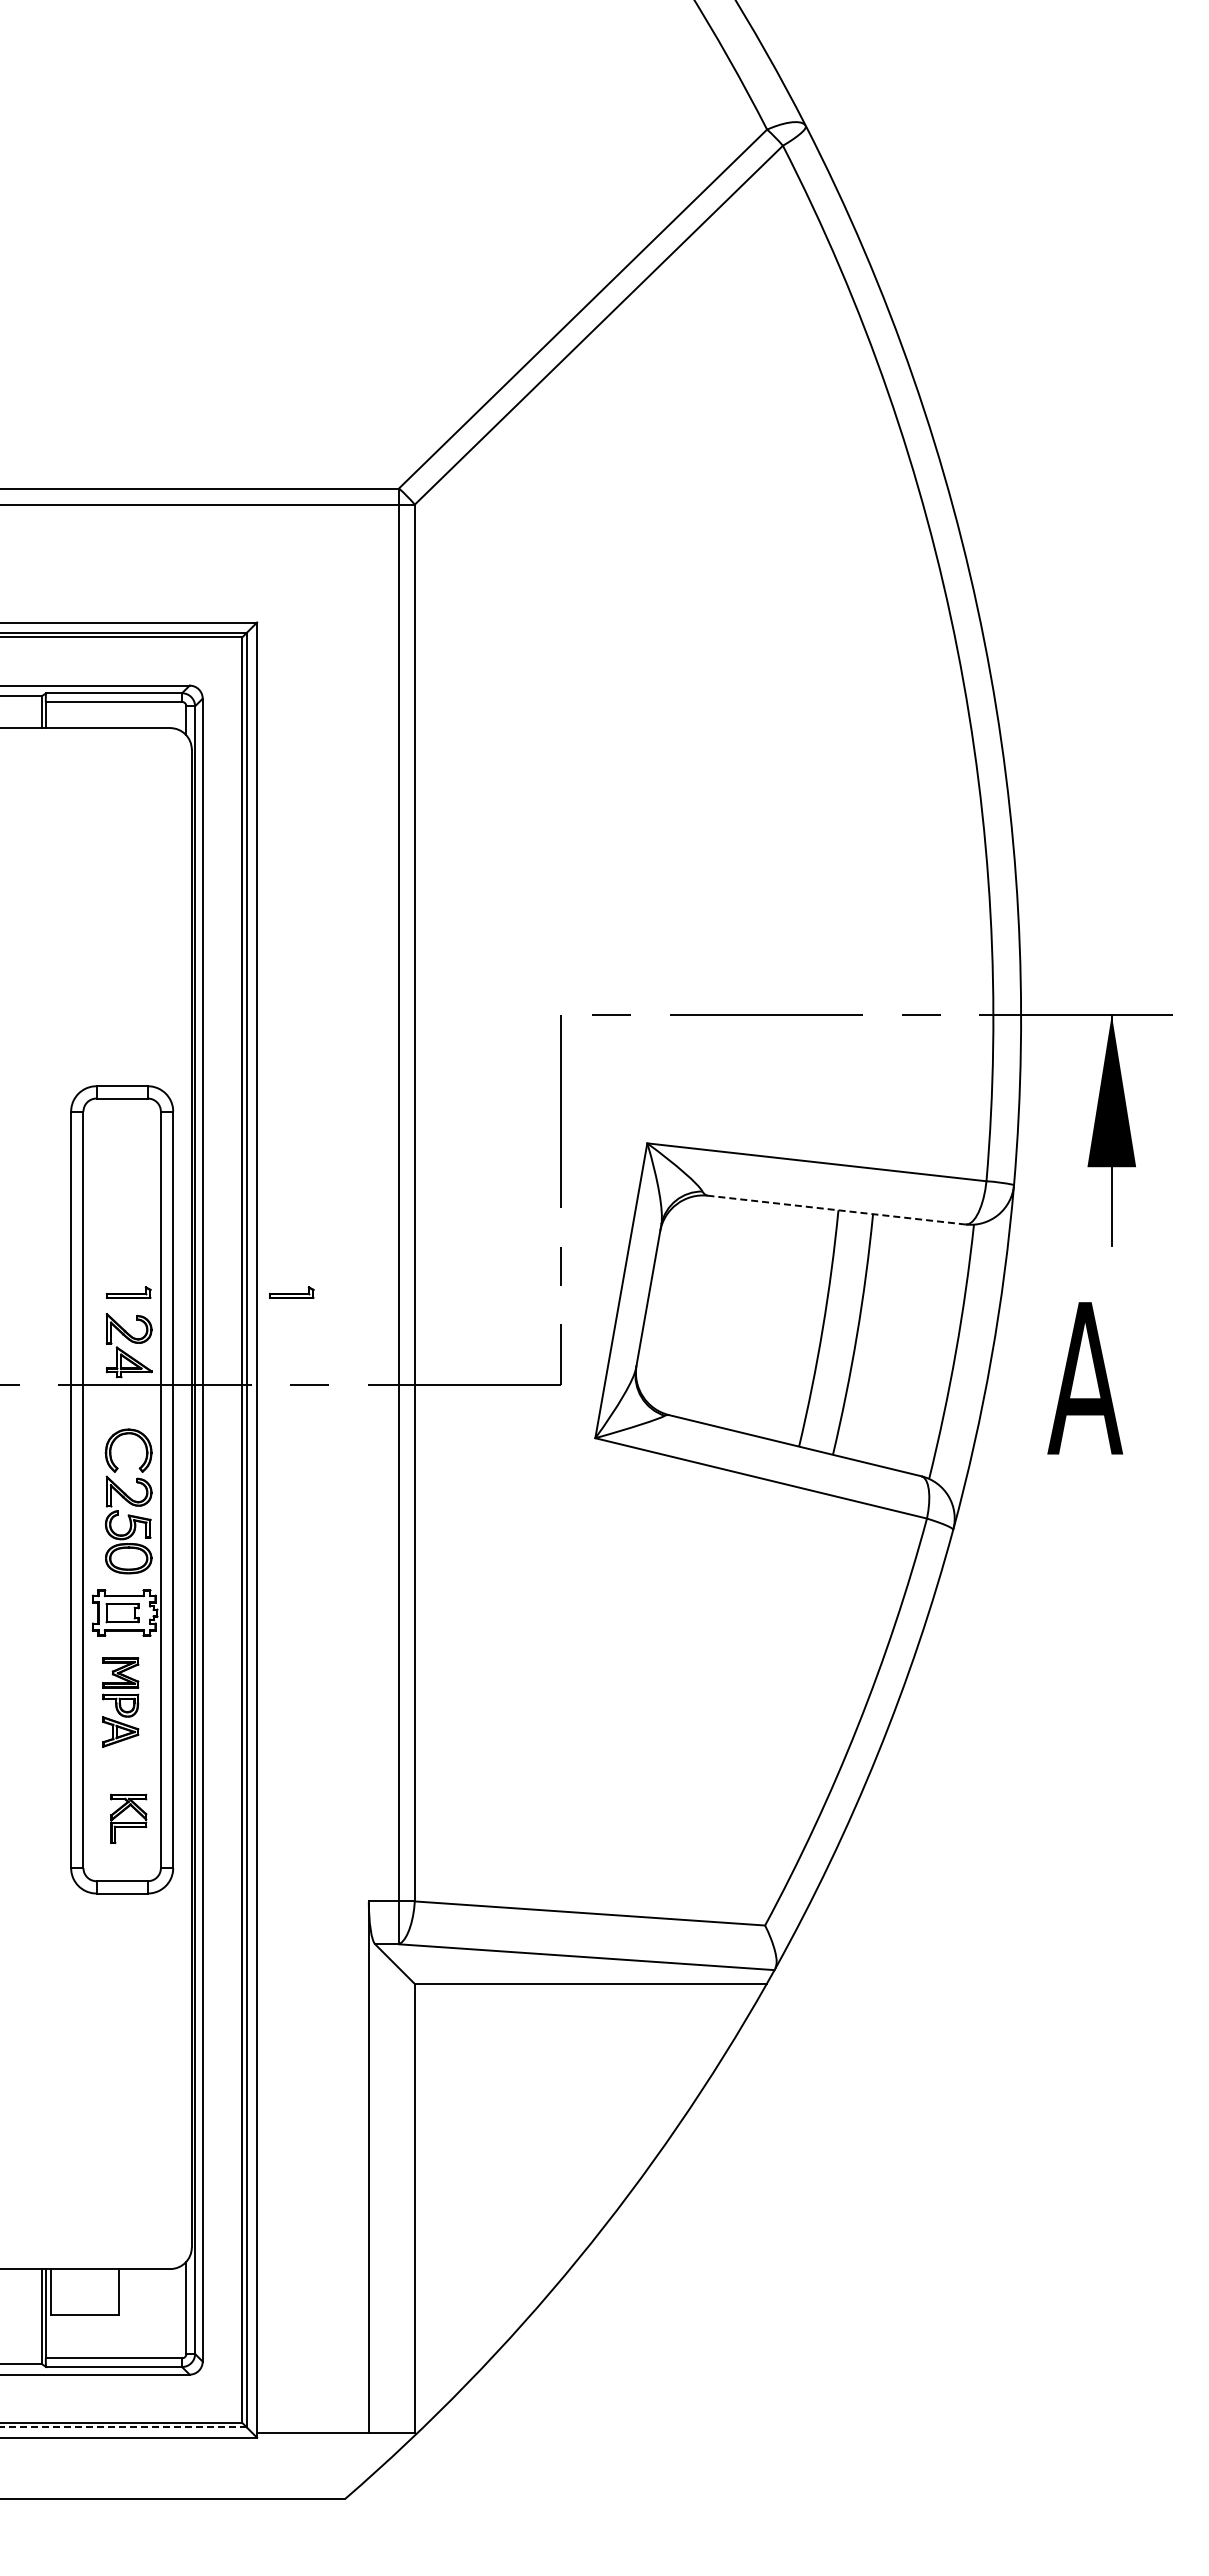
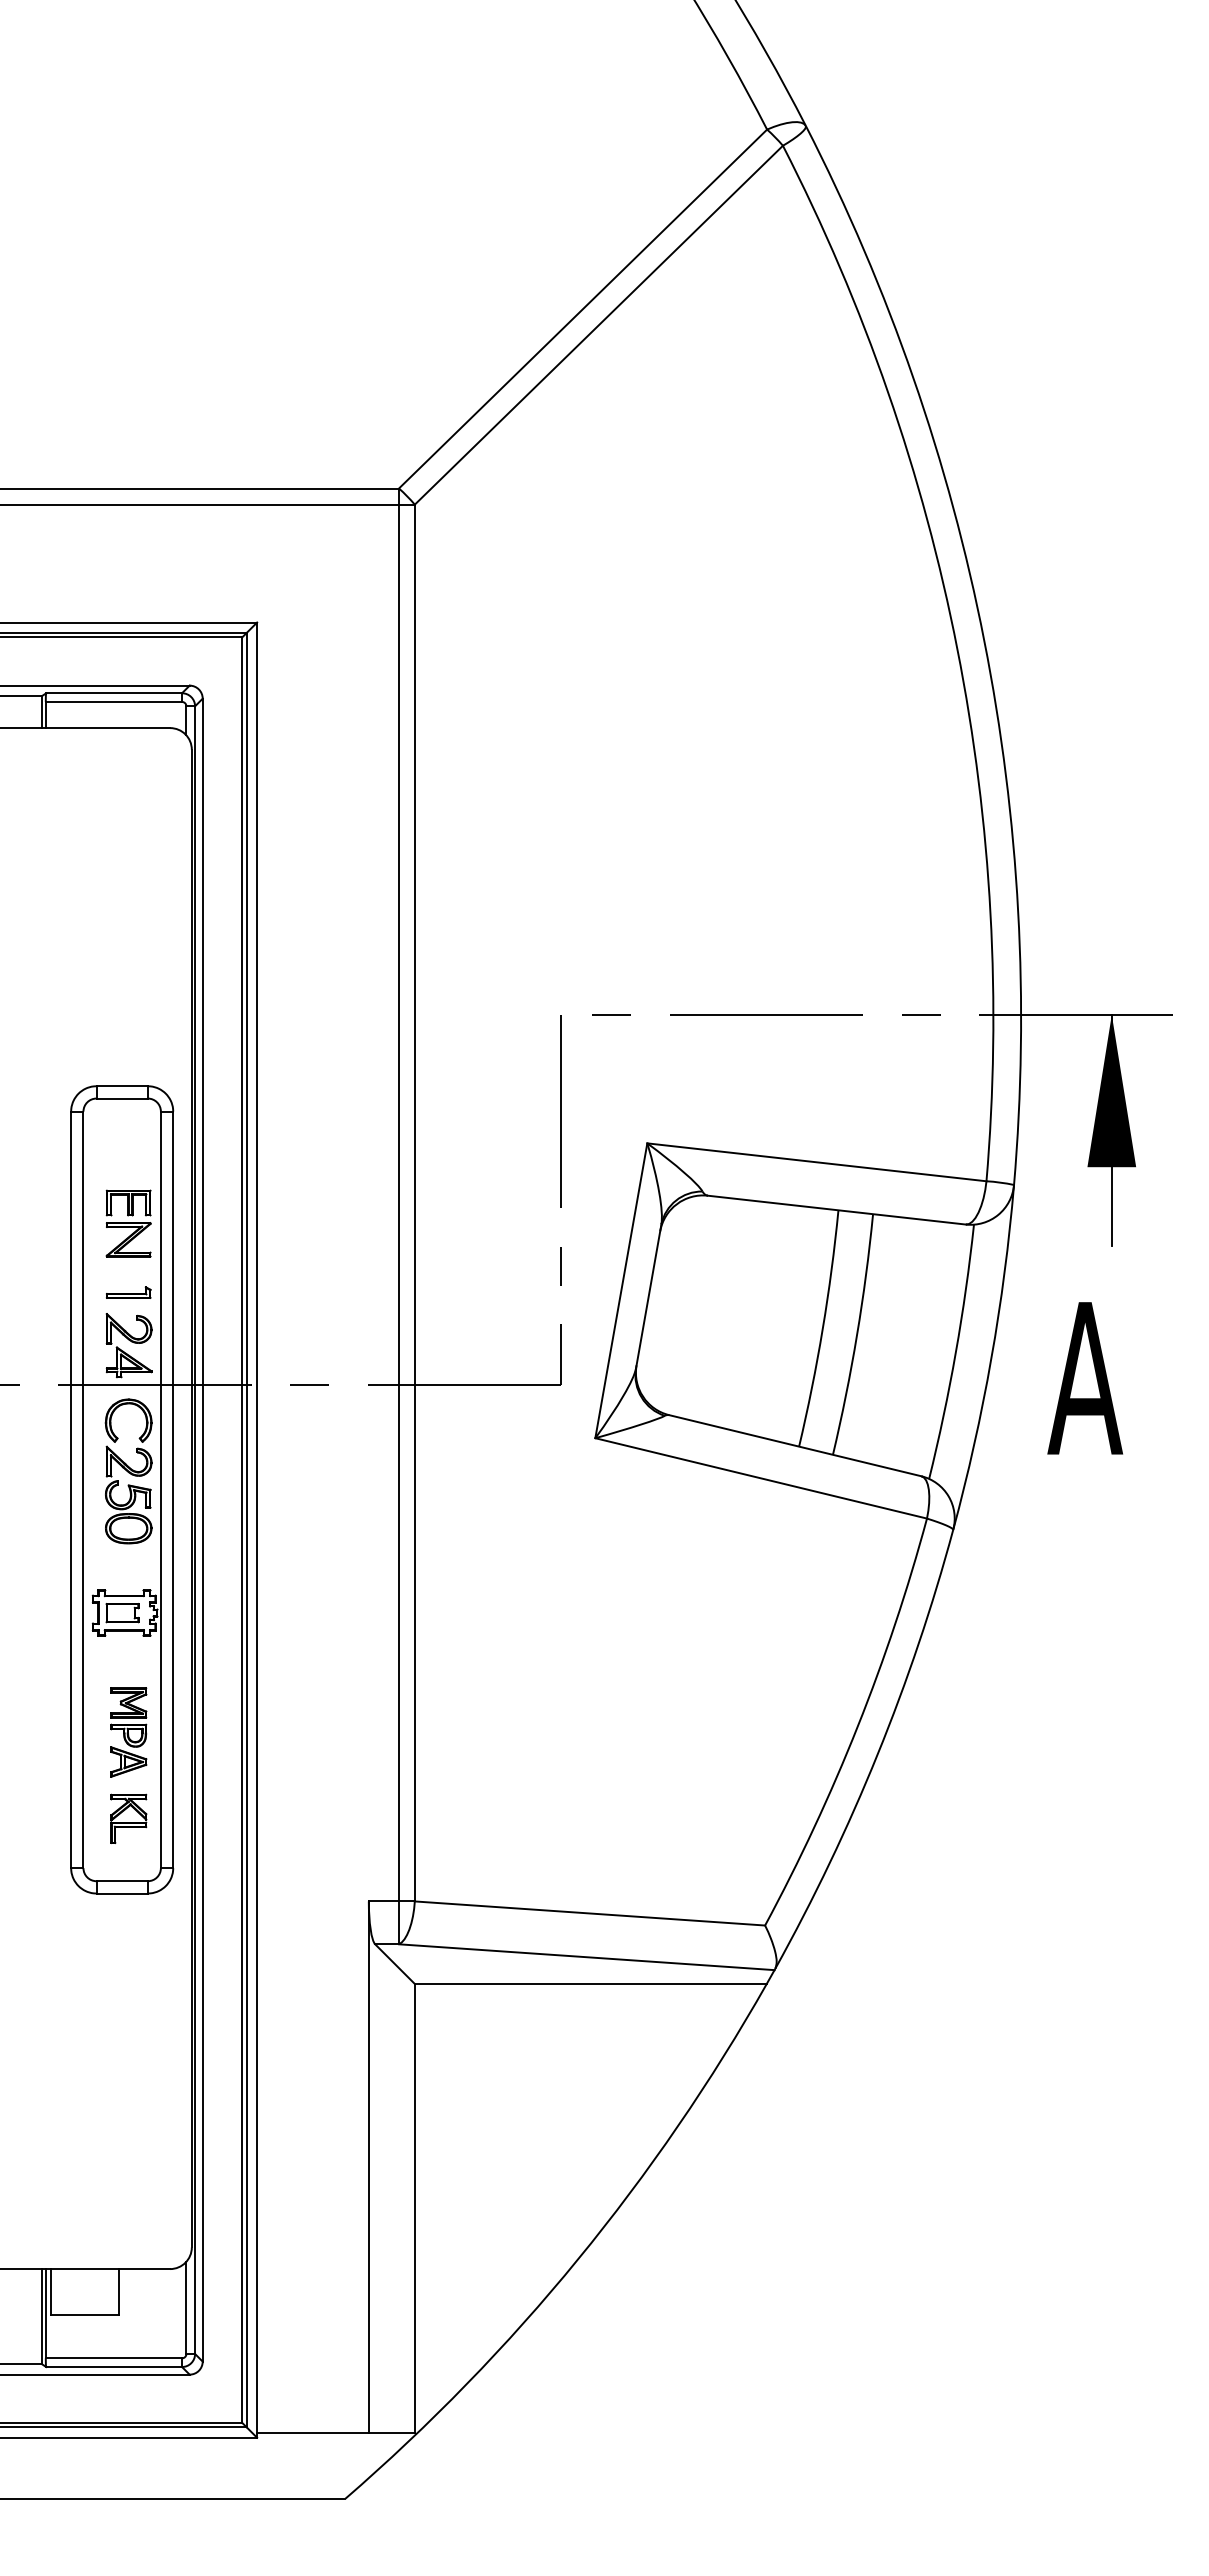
line: dashed -> solid (836, 1210)
part: none -> present (128, 1223)
part: present -> none (291, 1292)
part position: (128, 1501) -> (128, 1471) (128, 1471)
part position: (120, 1702) -> (128, 1732) (128, 1732)
line: dashed -> solid (123, 2427)
